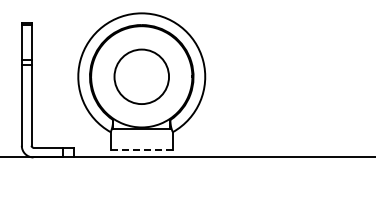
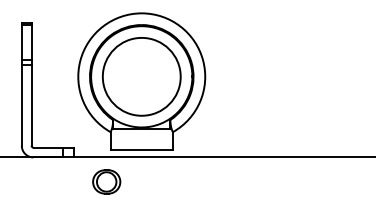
circle diameter: 55 px -> 78 px (141, 76)
line: dashed -> solid (142, 149)
part: none -> present (106, 181)
